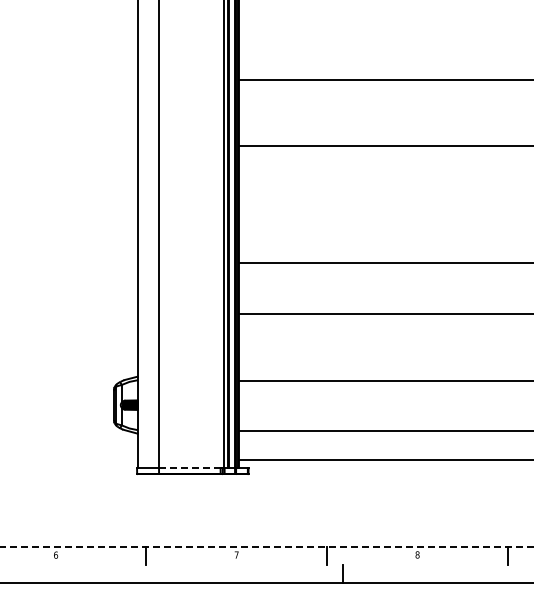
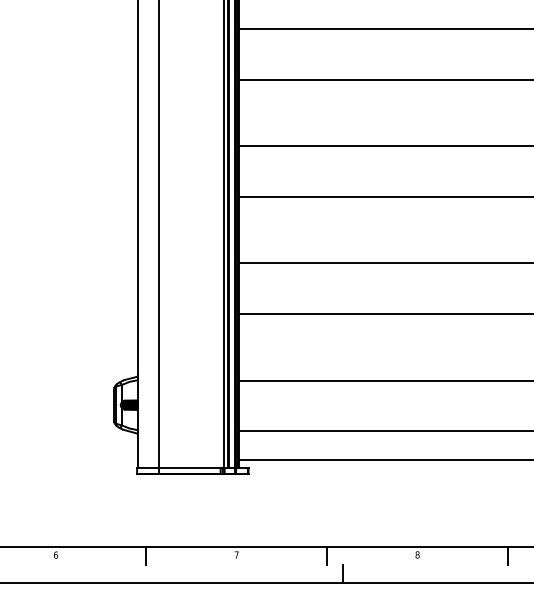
line: none -> present (384, 29)
line: none -> present (384, 196)
line: dashed -> solid (189, 468)
line: dashed -> solid (266, 546)
